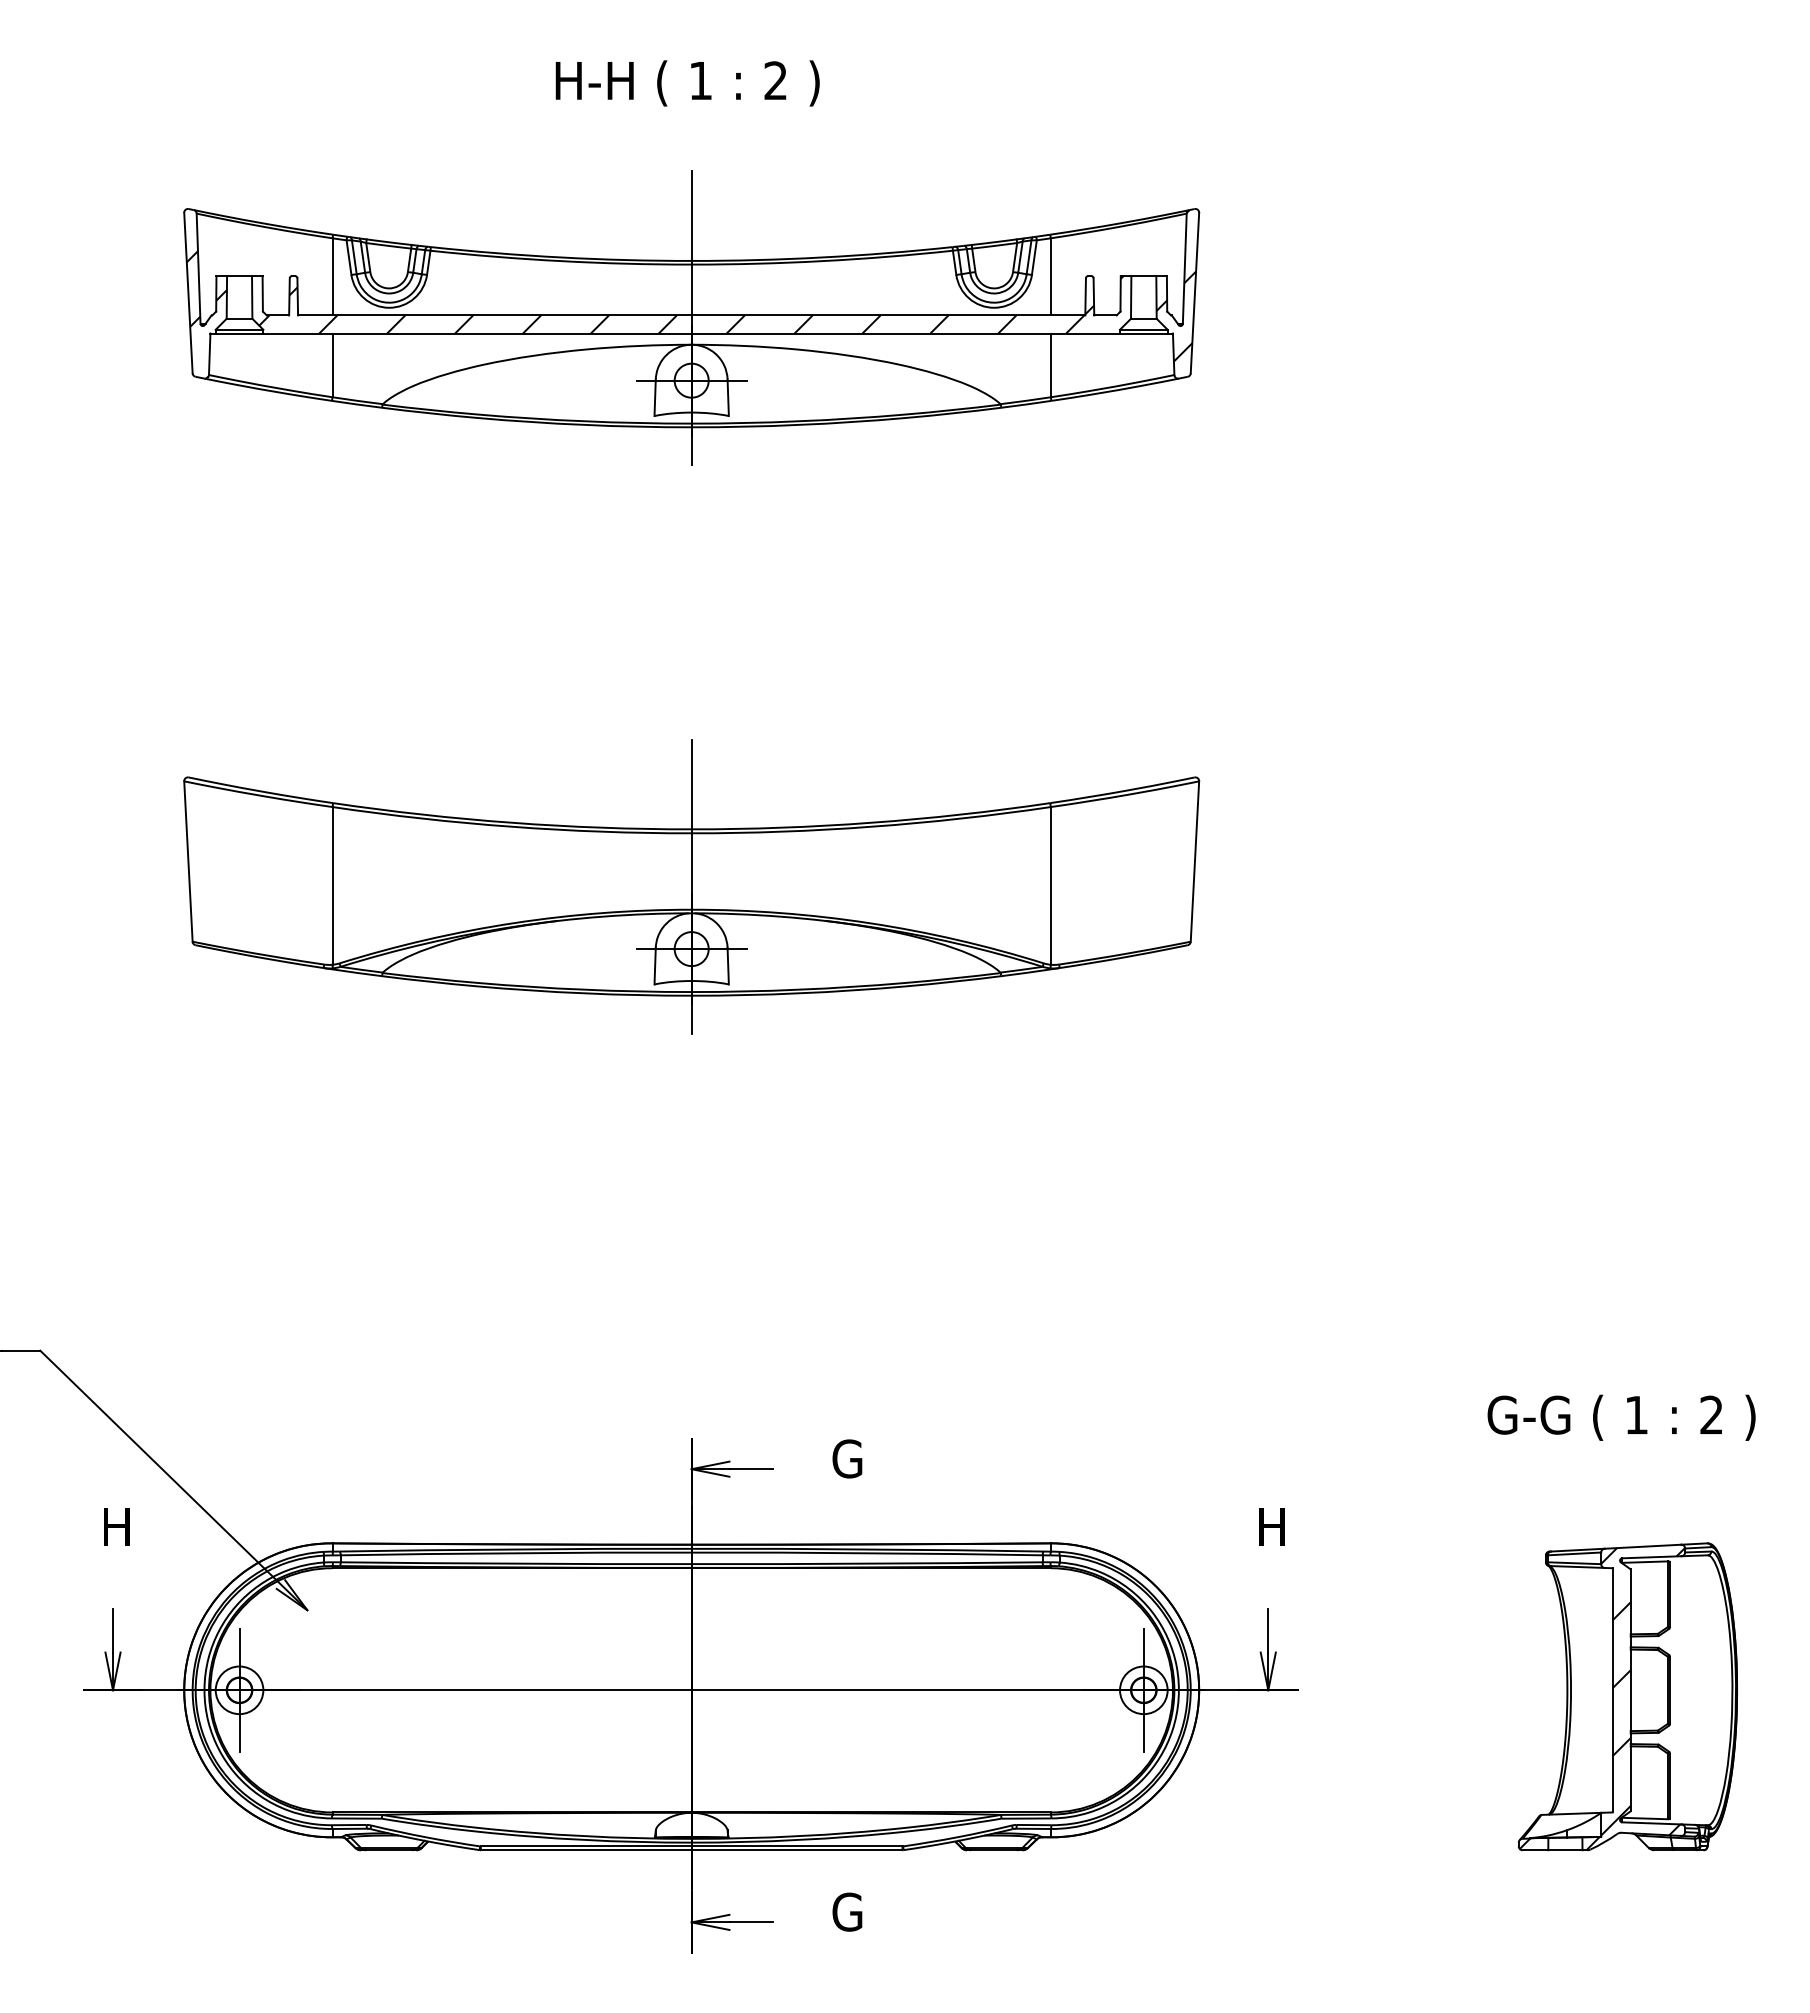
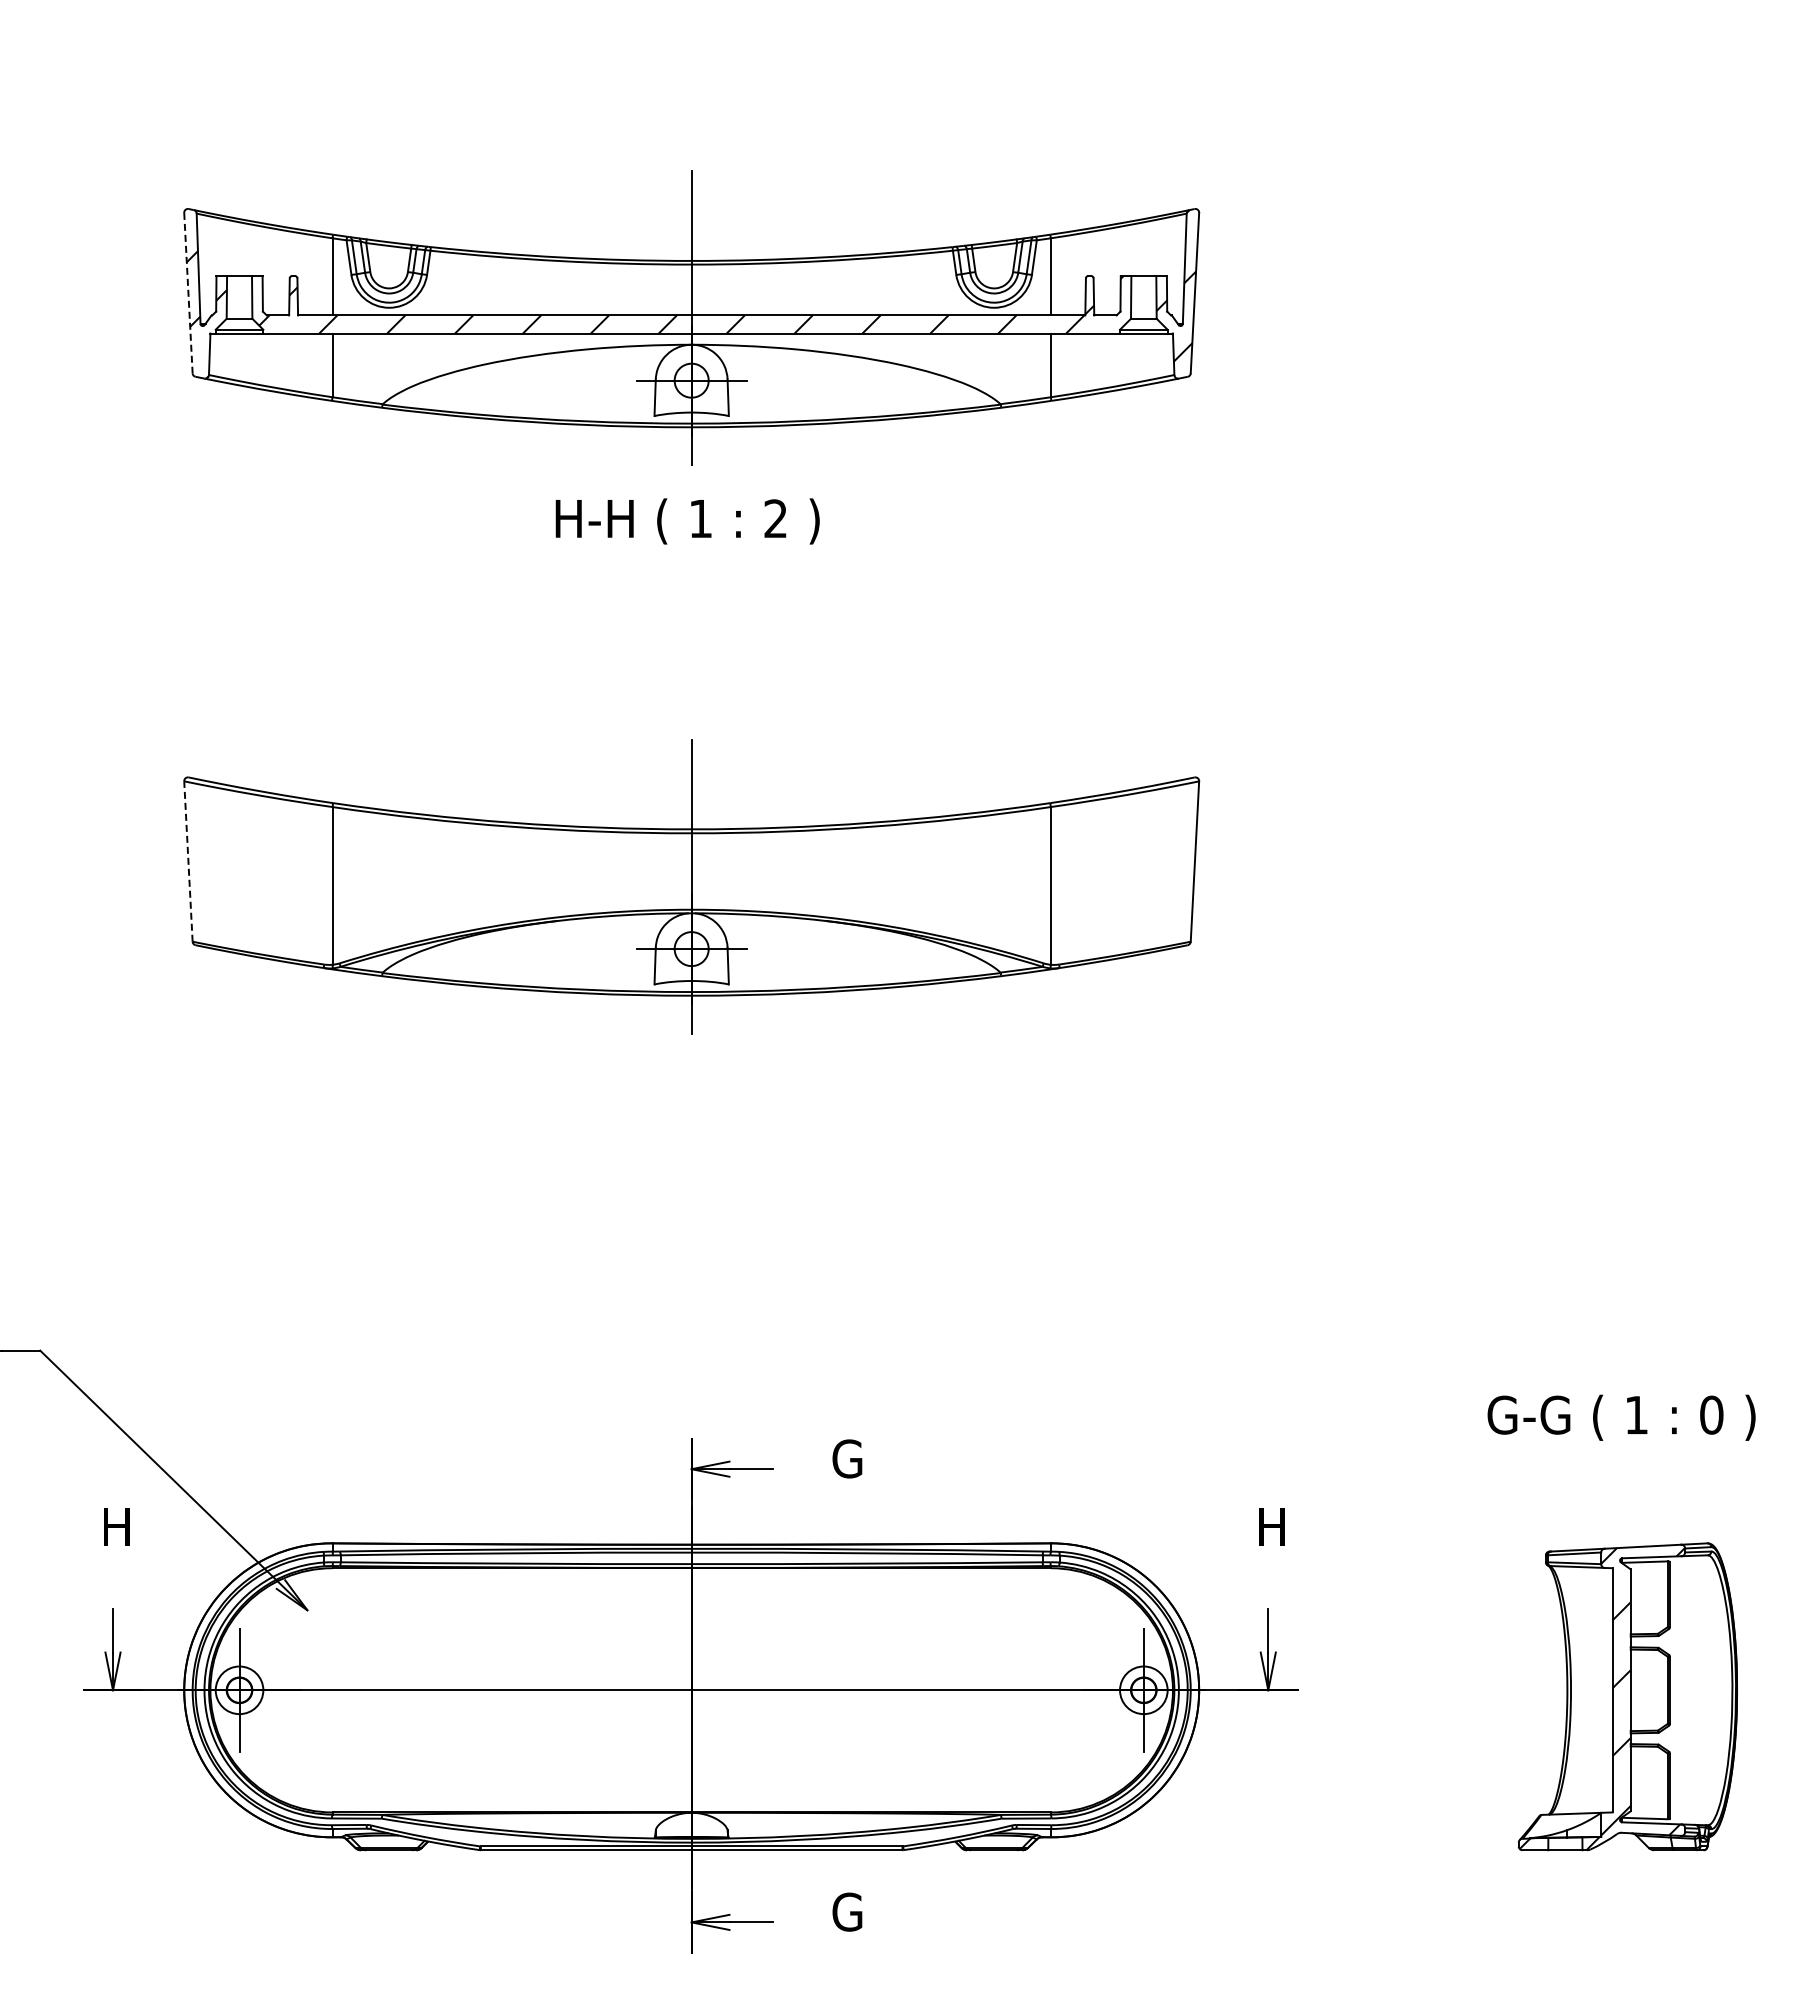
text position: (687, 83) -> (687, 521) (687, 521)
line: solid -> dashed (188, 293)
line: solid -> dashed (188, 861)
text: 2 -> 0 (1711, 1414)
